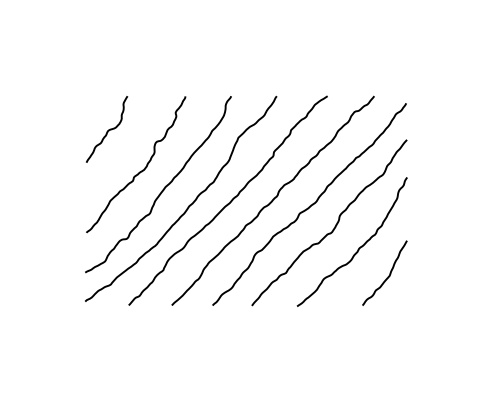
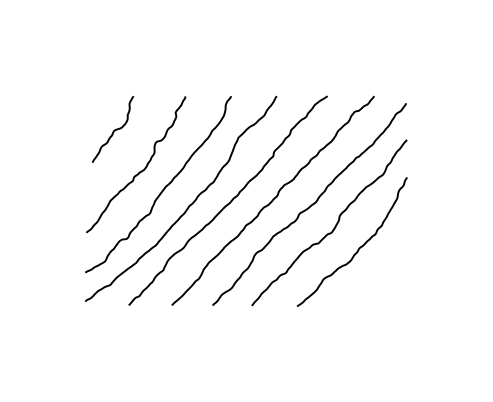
curve position: (108, 129) -> (114, 129) (114, 129)
curve: present -> none (389, 272)
